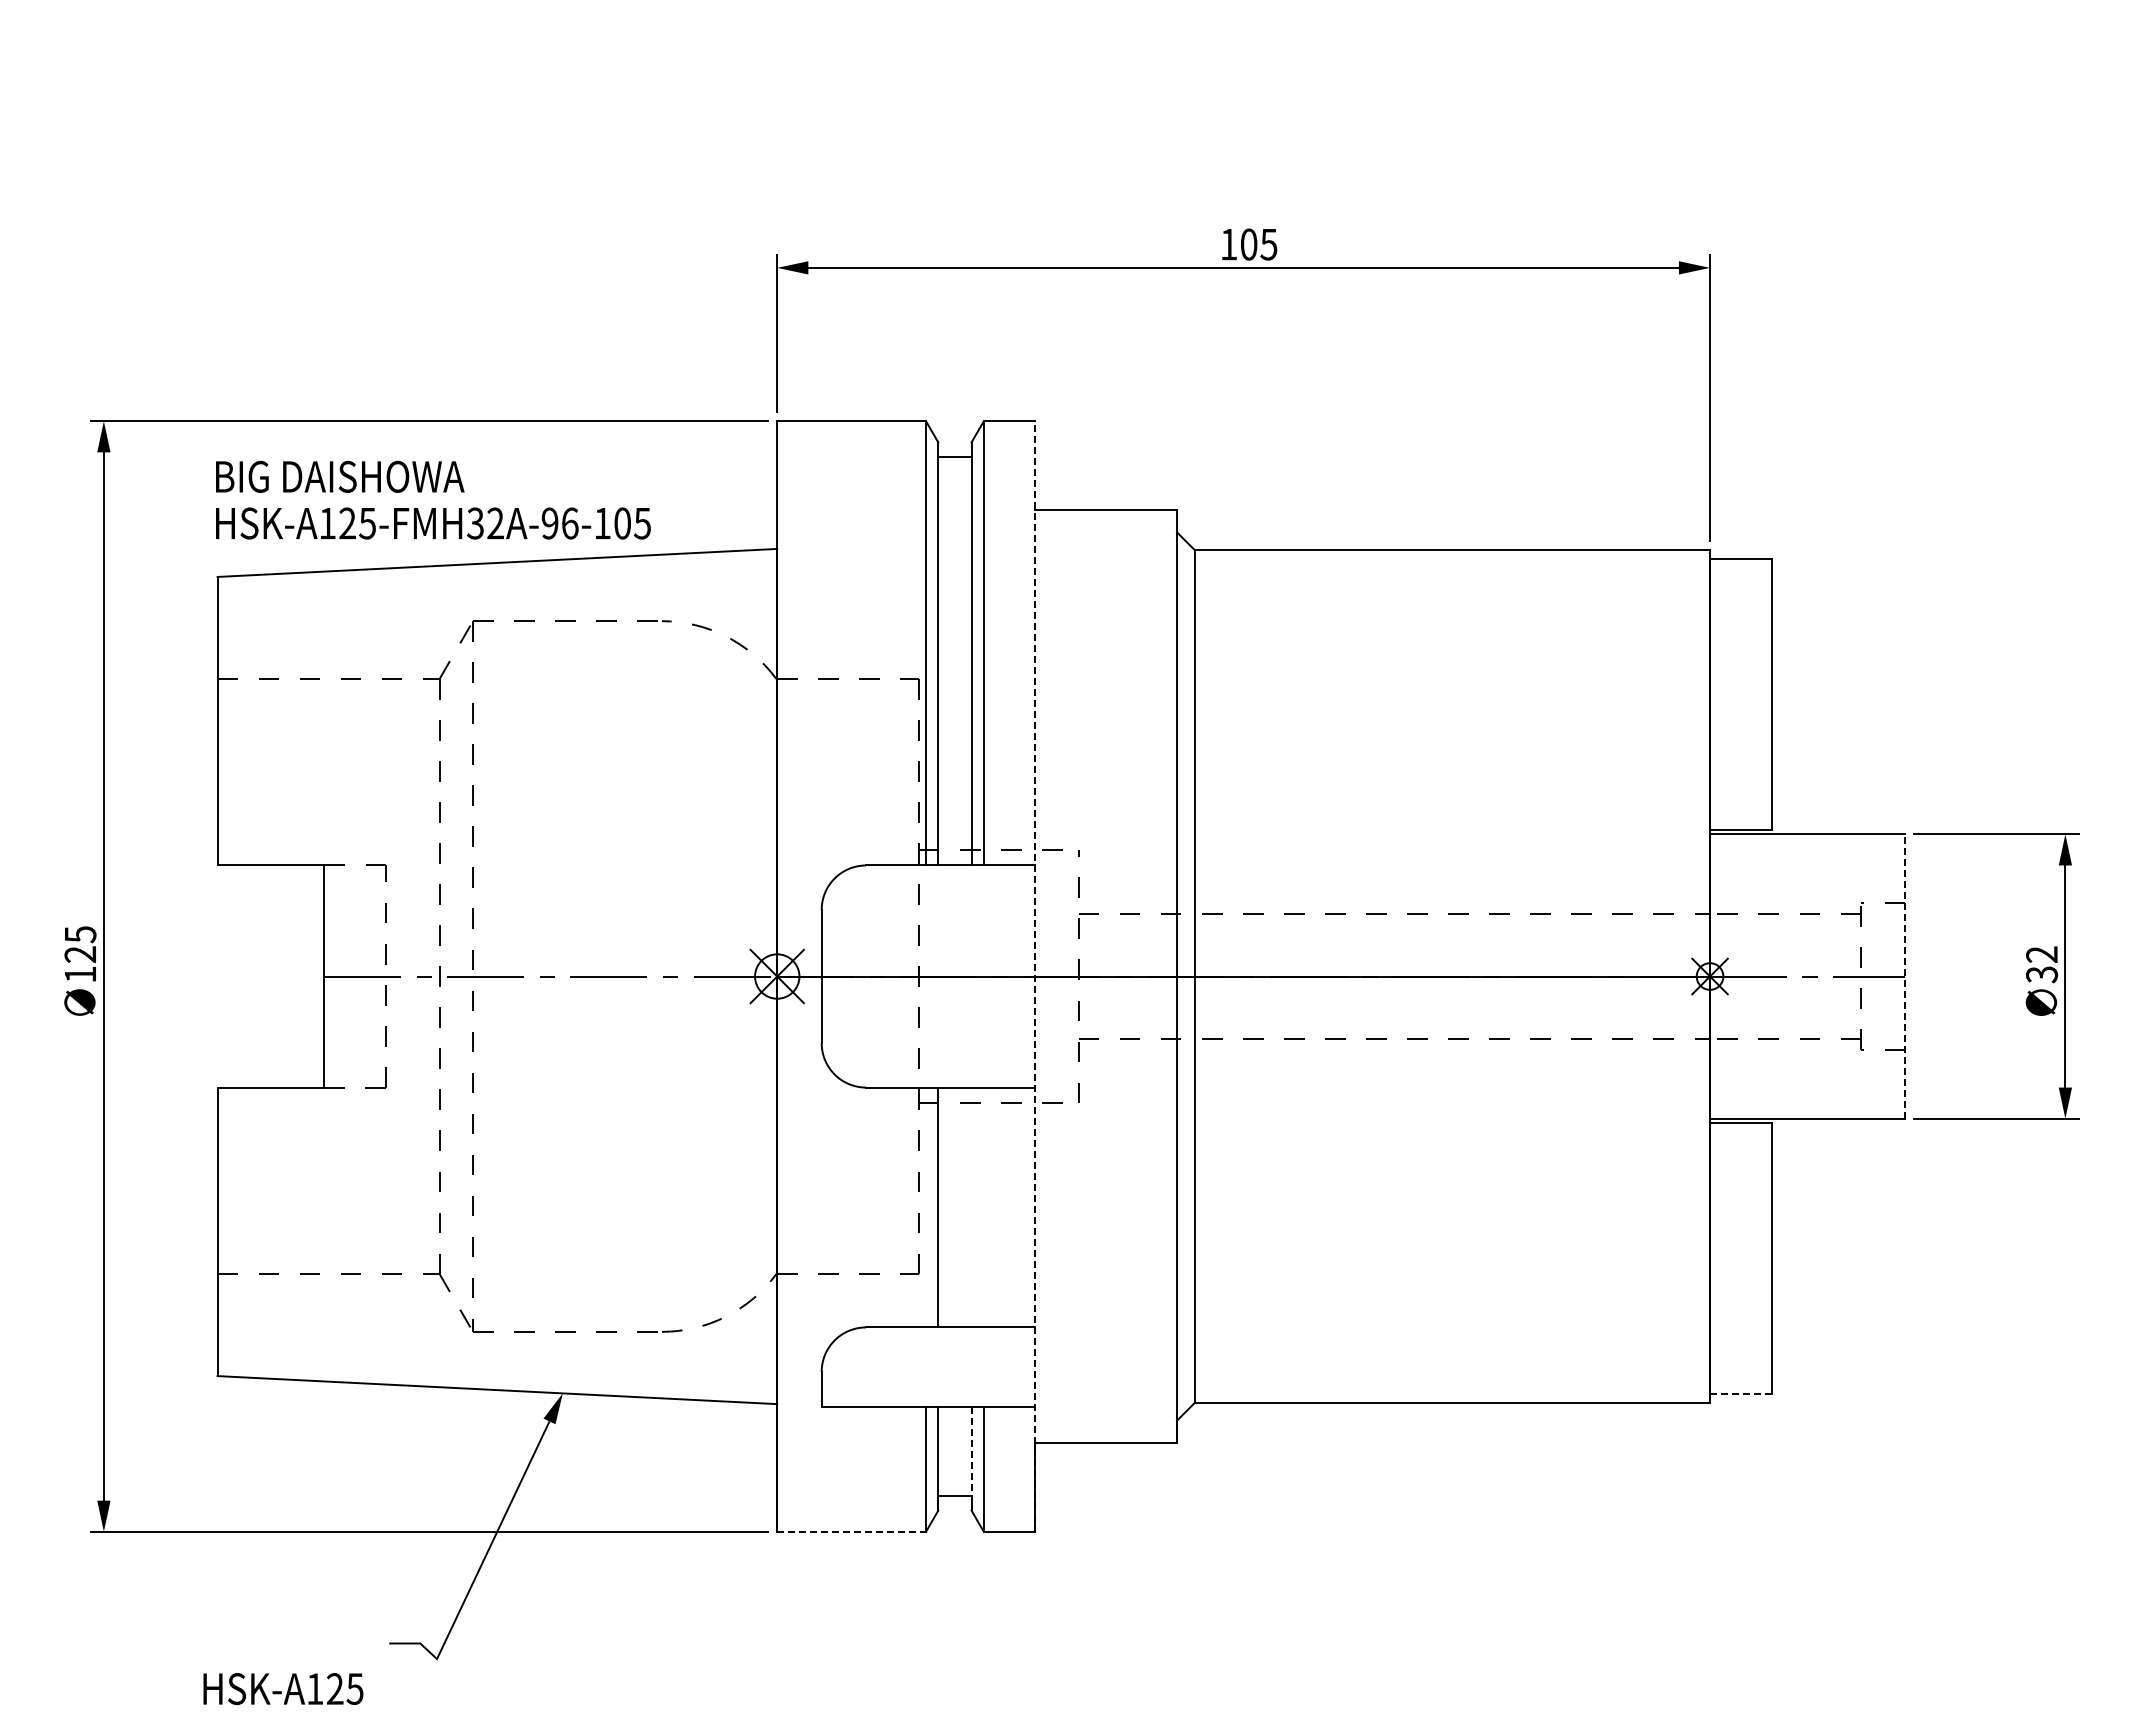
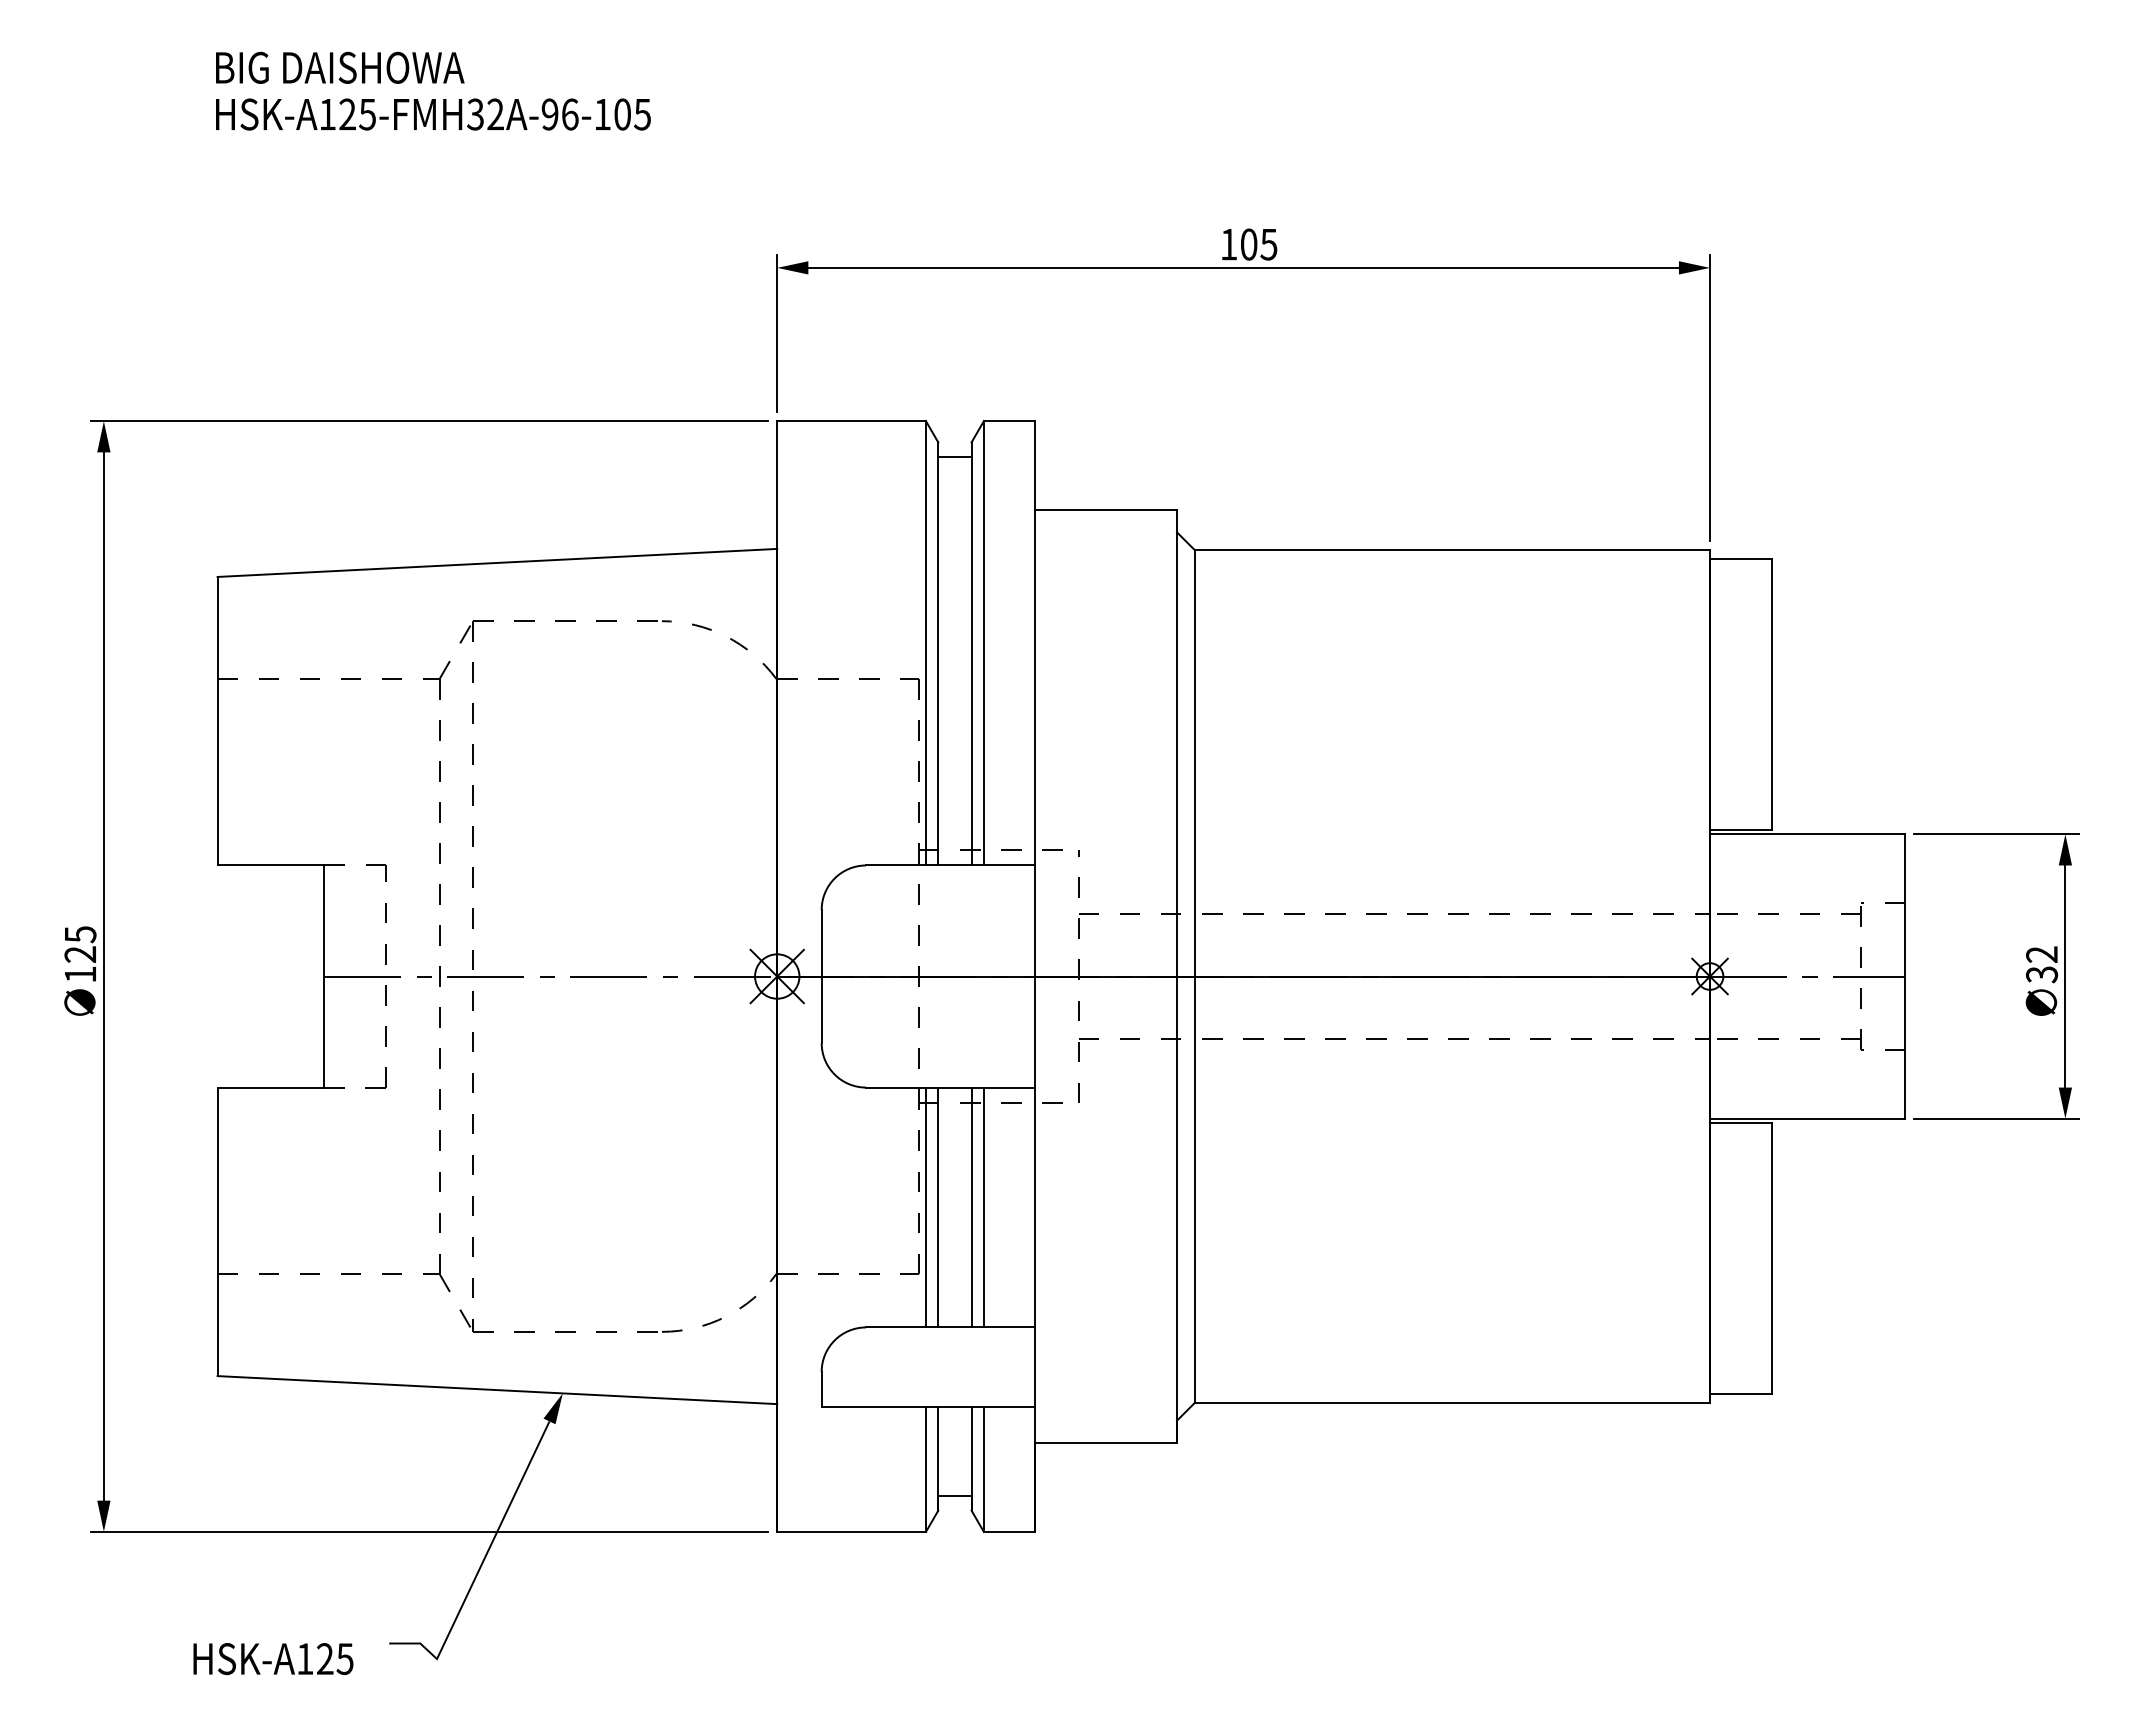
text position: (433, 499) -> (433, 90) (433, 90)
line: dashed -> solid (1034, 976)
line: dashed -> solid (1905, 976)
line: none -> present (926, 1207)
line: none -> present (971, 1207)
line: none -> present (983, 1207)
line: dashed -> solid (1741, 1394)
line: dashed -> solid (971, 1458)
line: dashed -> solid (852, 1531)
text position: (283, 1689) -> (273, 1659) (273, 1659)
